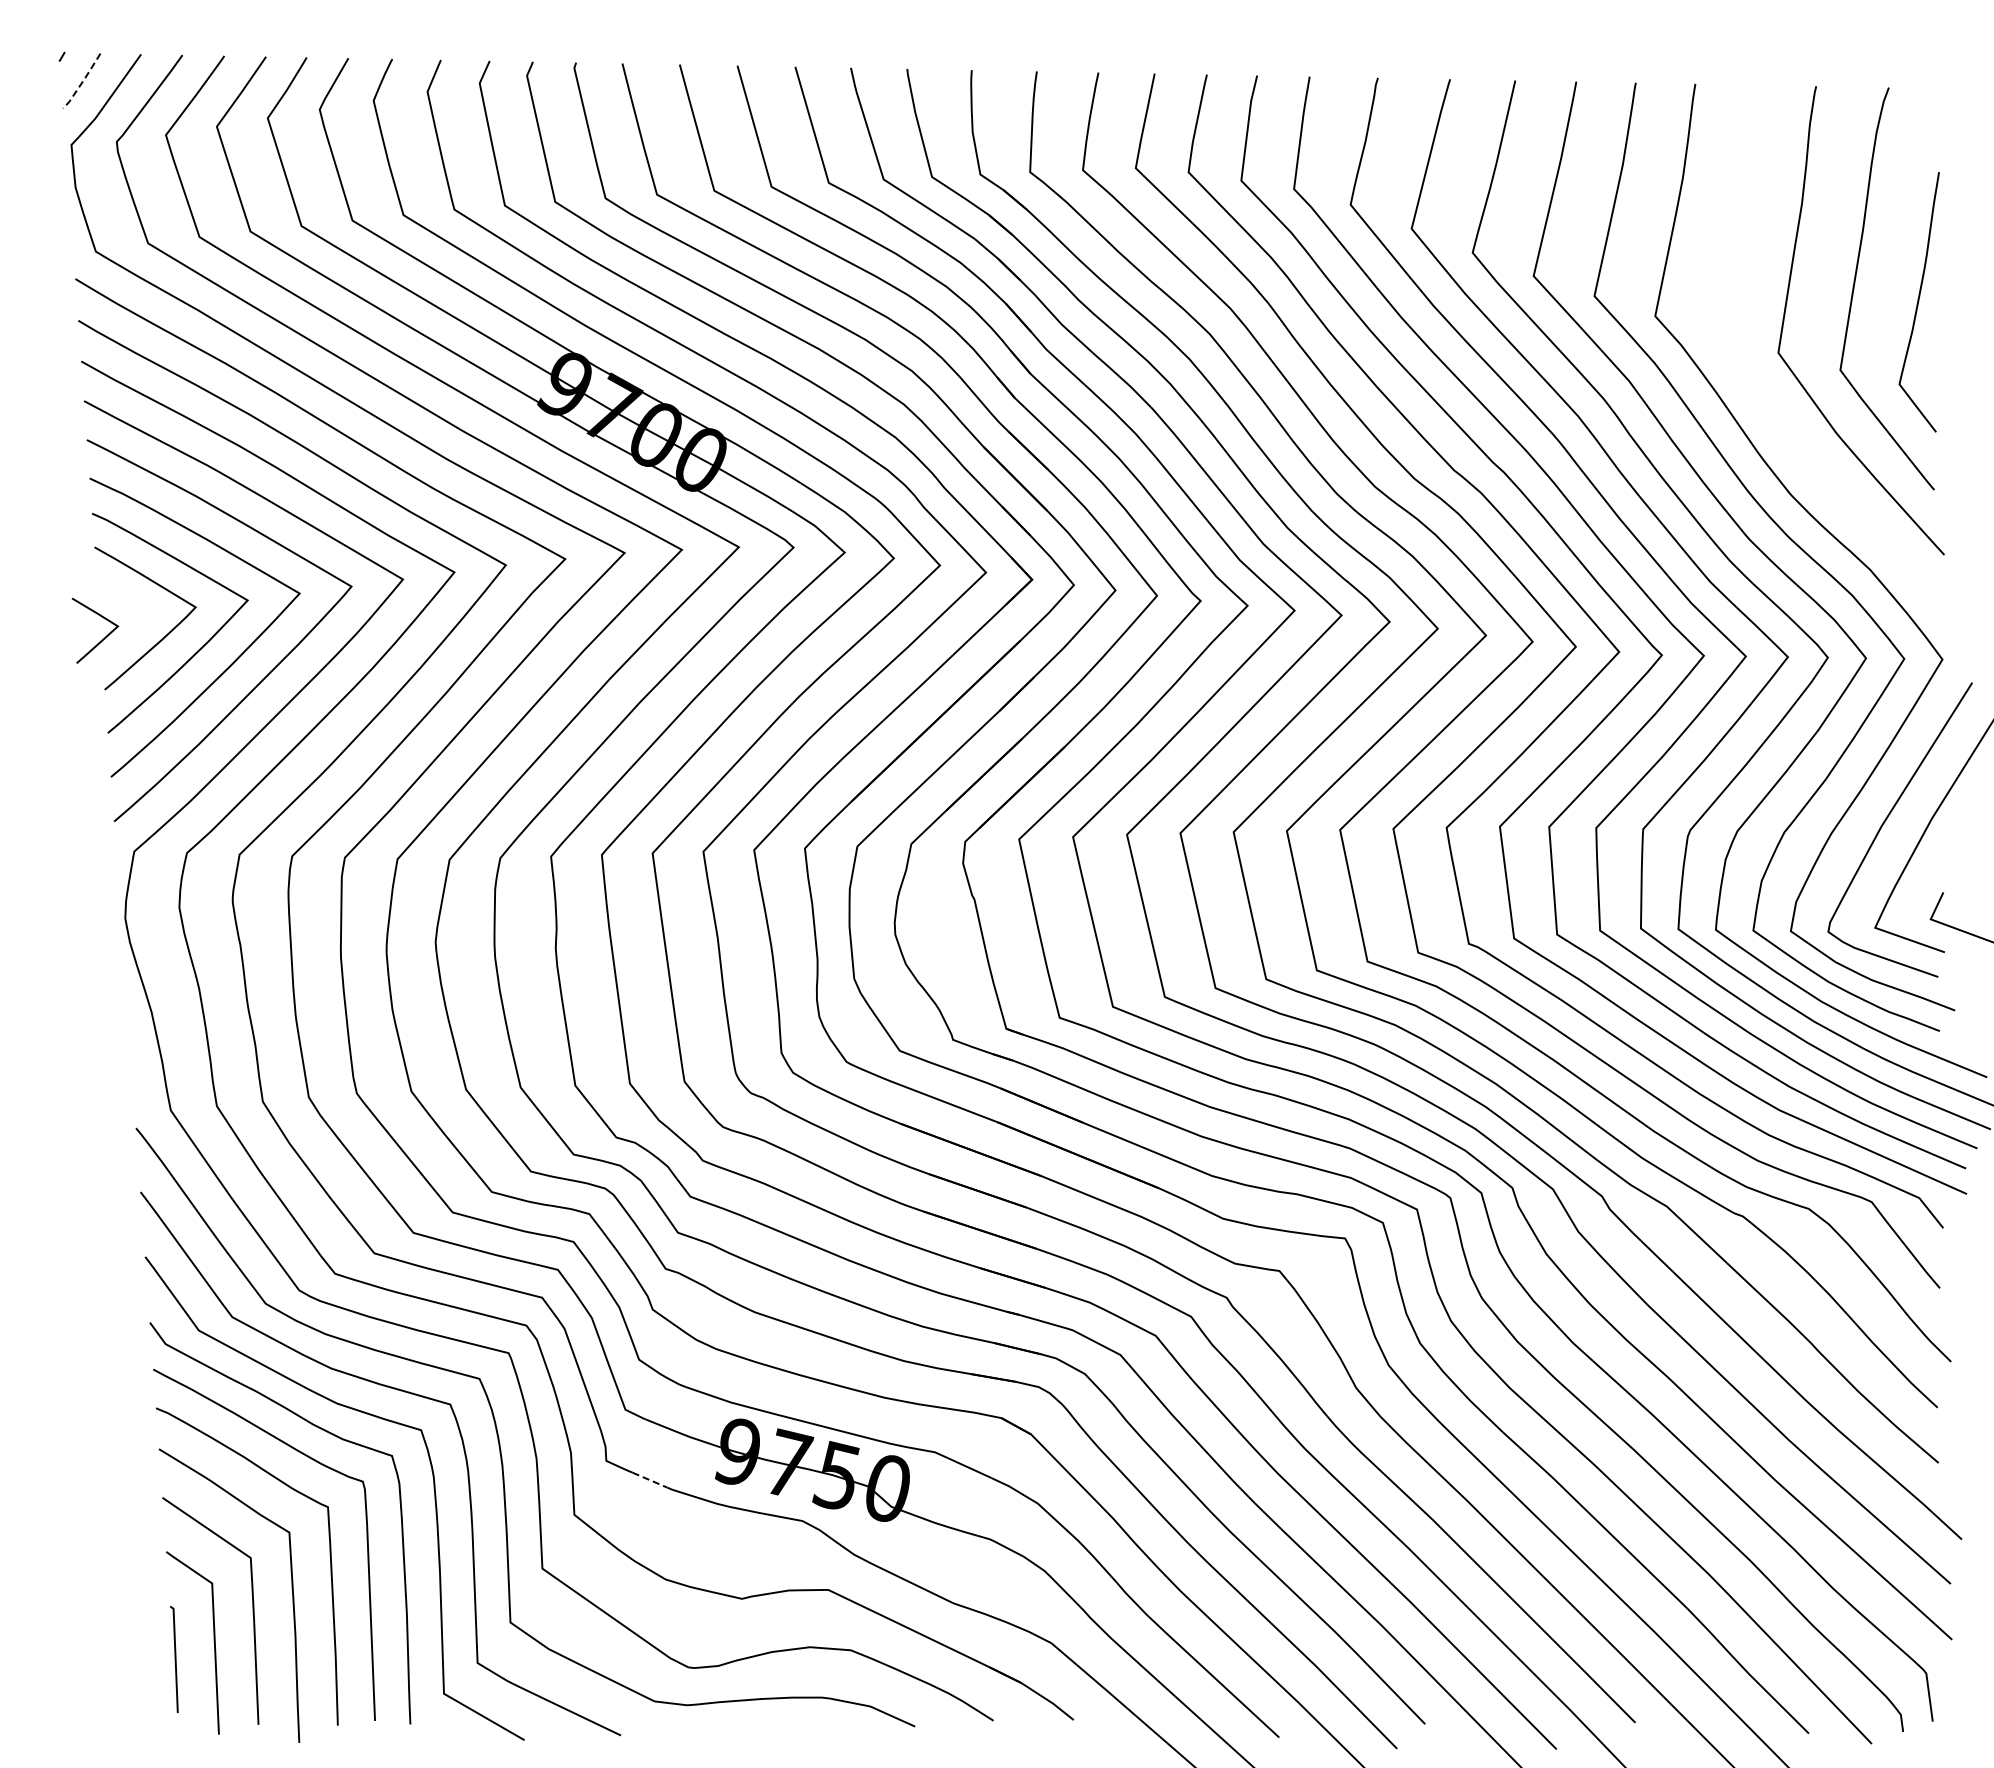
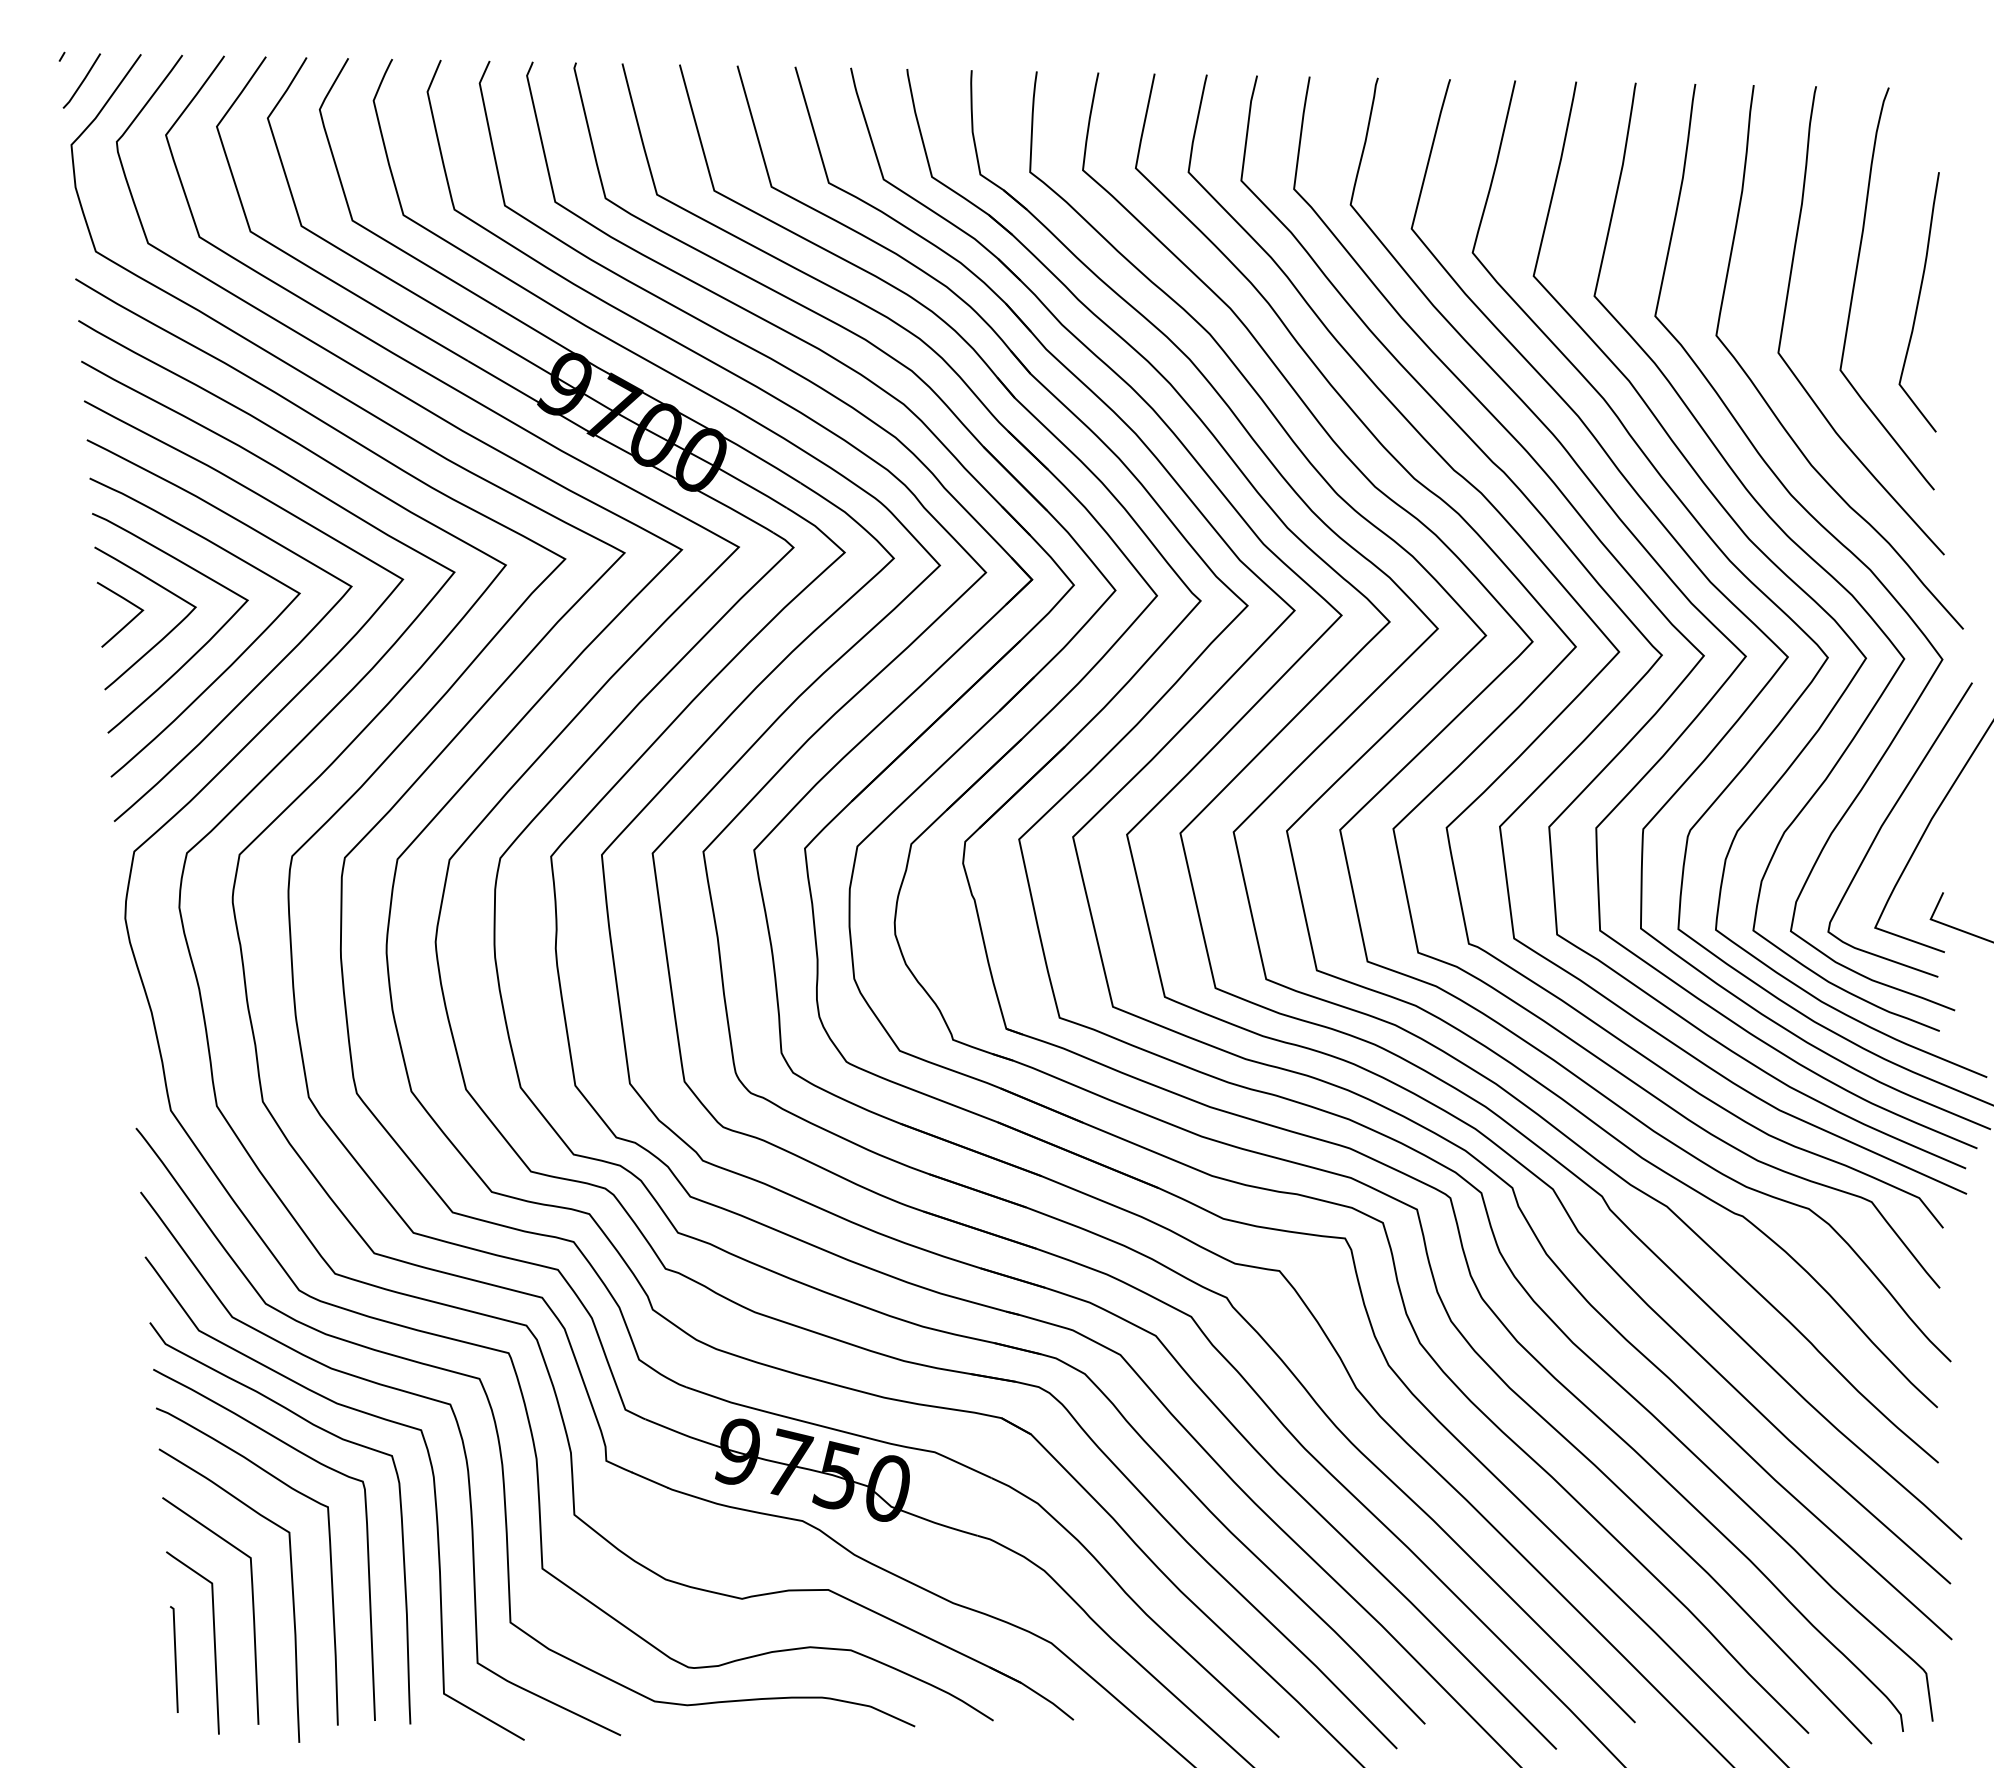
line: dashed -> solid (82, 82)
curve: none -> present (1770, 406)
curve position: (101, 639) -> (126, 623) (126, 623)
line: dashed -> solid (650, 1480)
